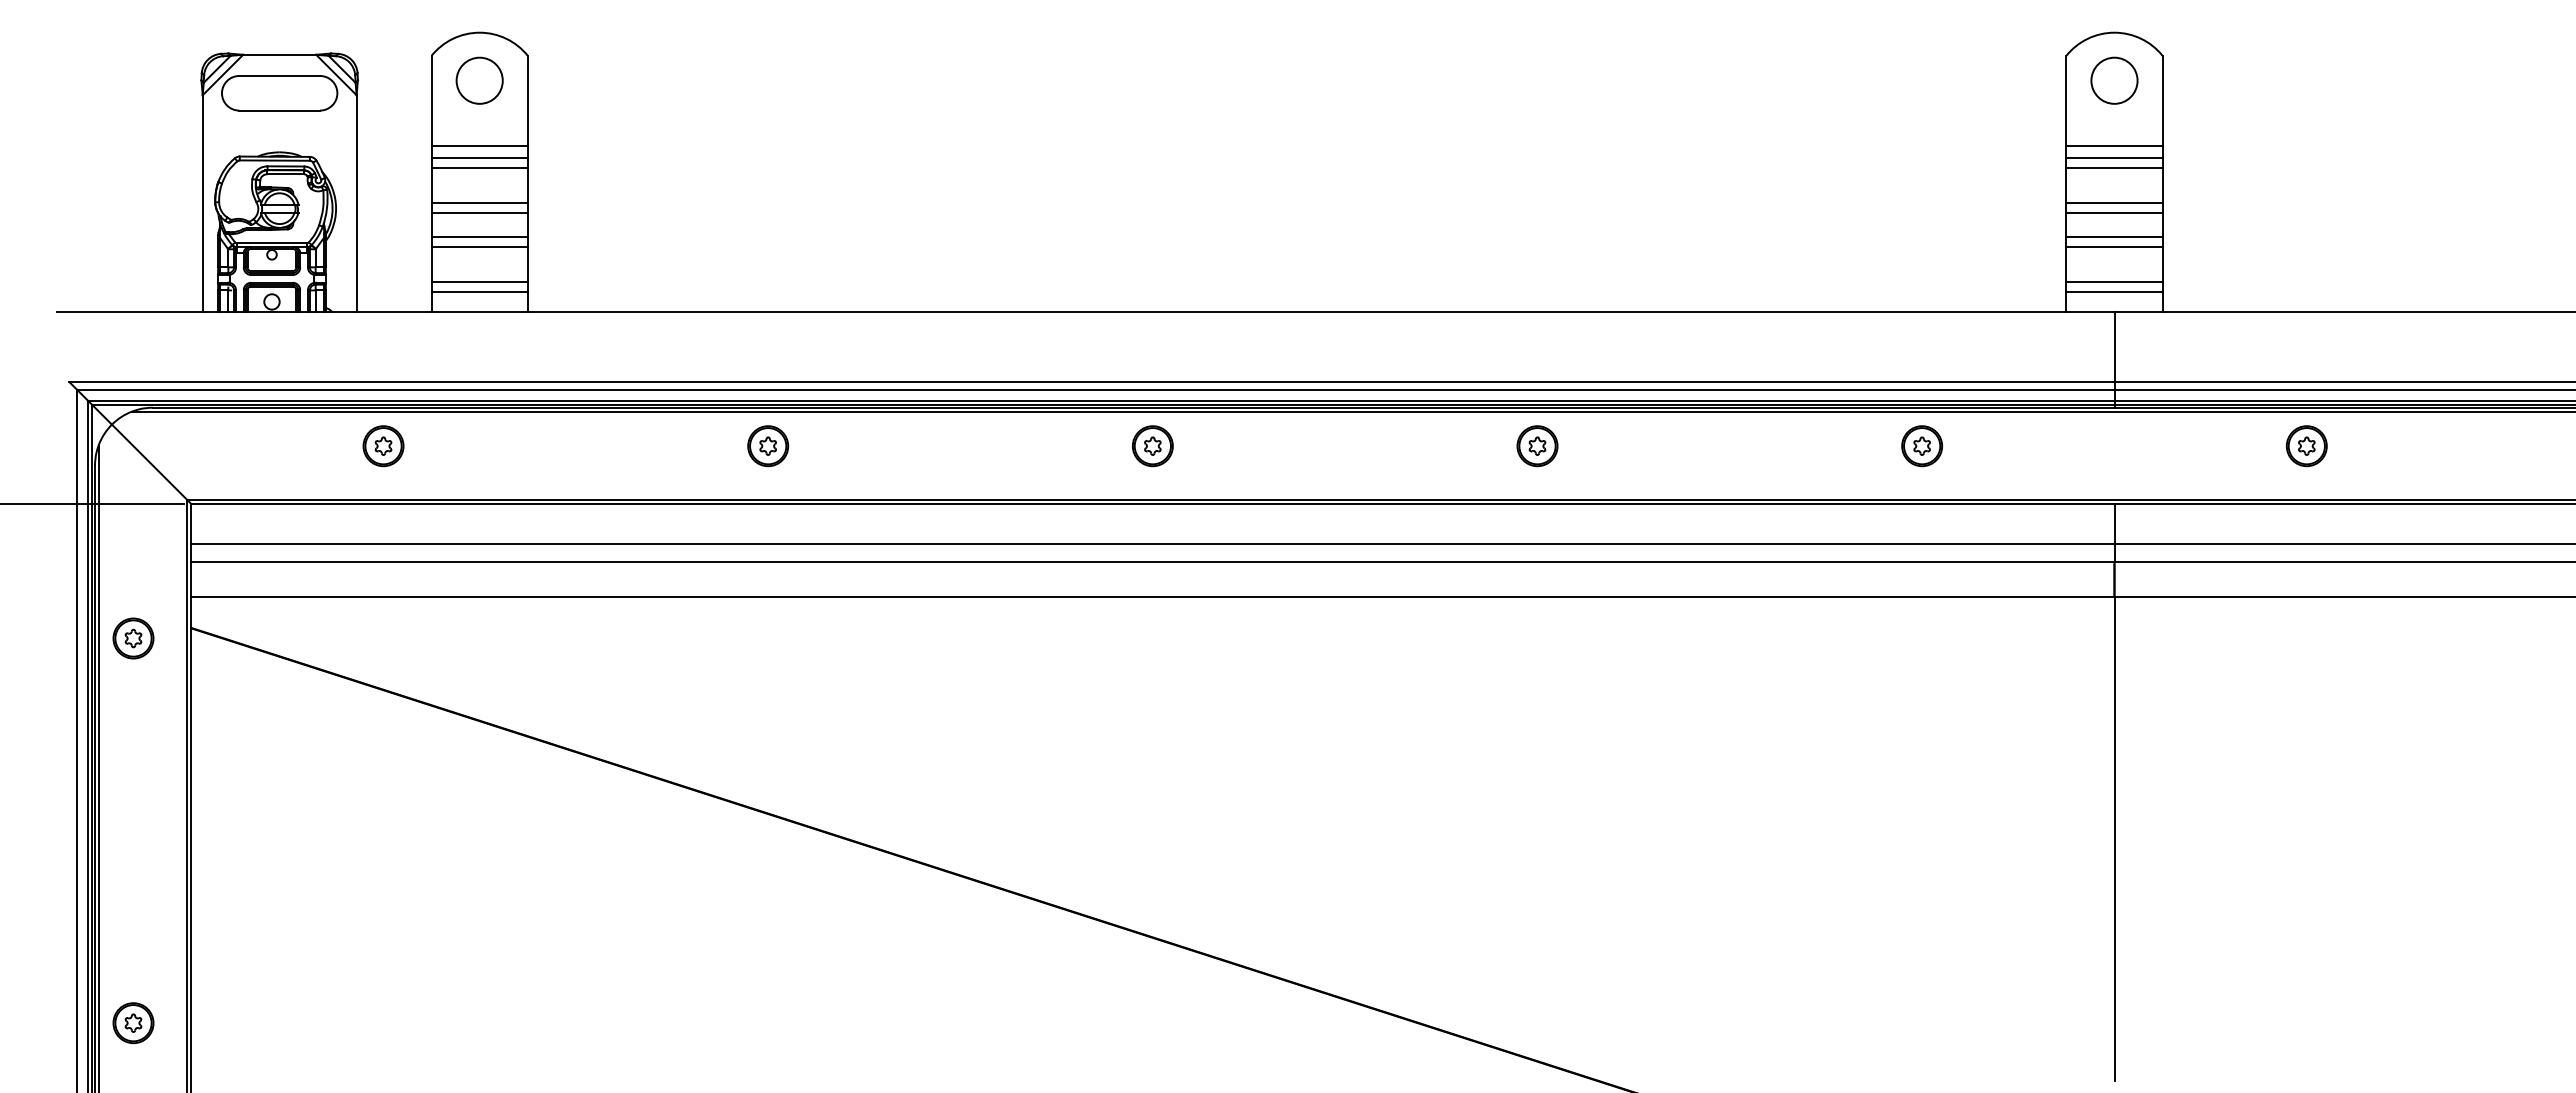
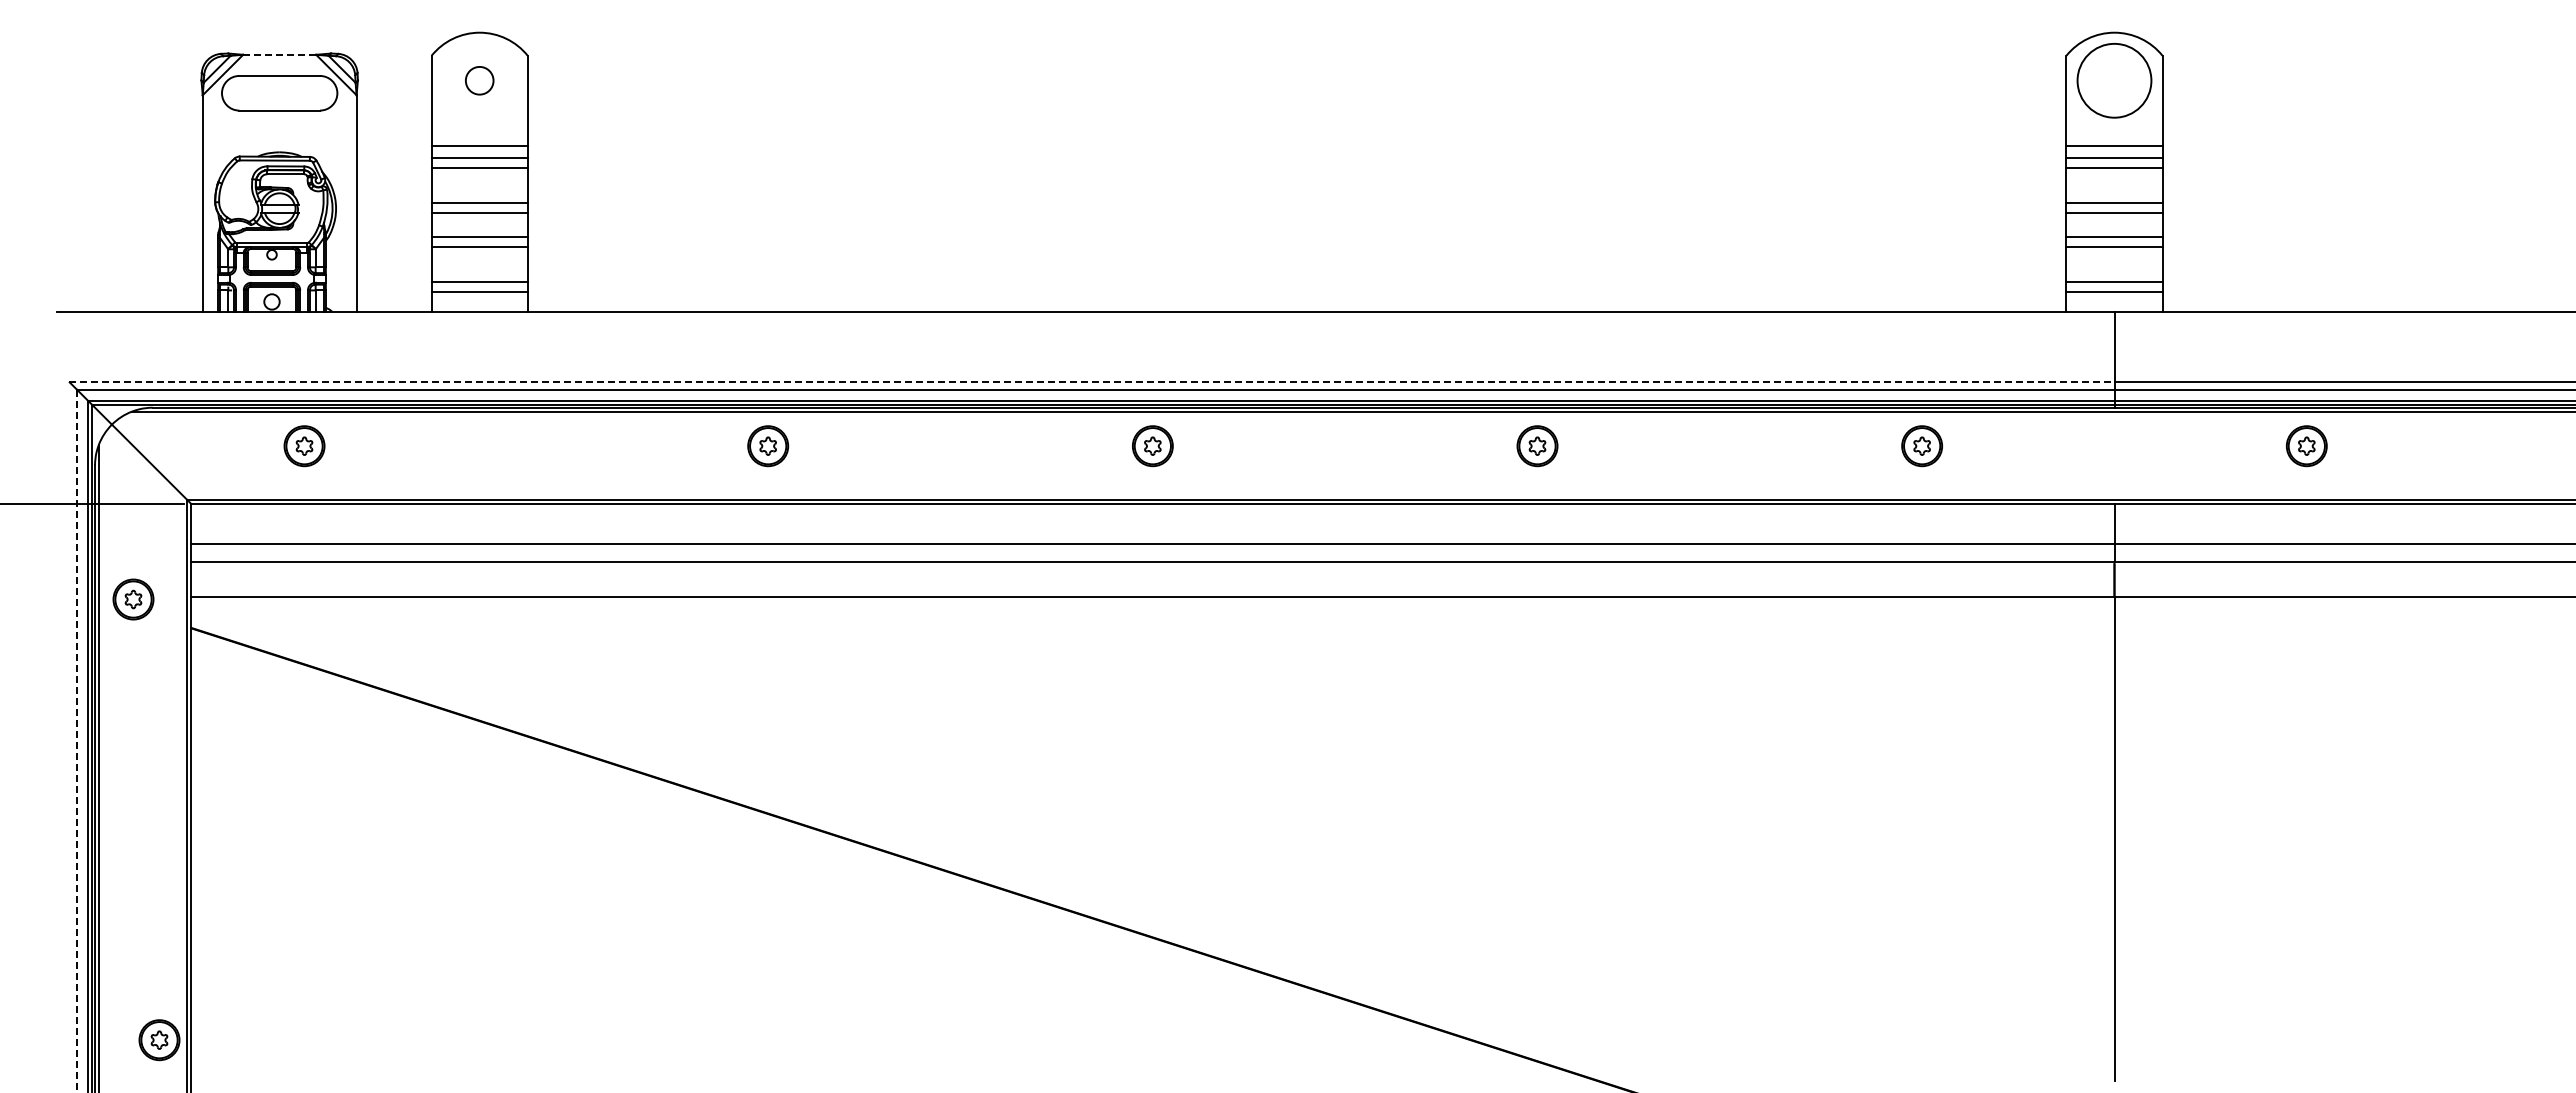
line: solid -> dashed (280, 54)
circle diameter: 46 px -> 28 px (479, 80)
circle diameter: 46 px -> 74 px (2114, 80)
line: solid -> dashed (1091, 381)
part position: (383, 446) -> (304, 446) (304, 446)
part position: (133, 638) -> (133, 599) (133, 599)
line: solid -> dashed (77, 741)
part position: (133, 1023) -> (159, 1040) (159, 1040)
